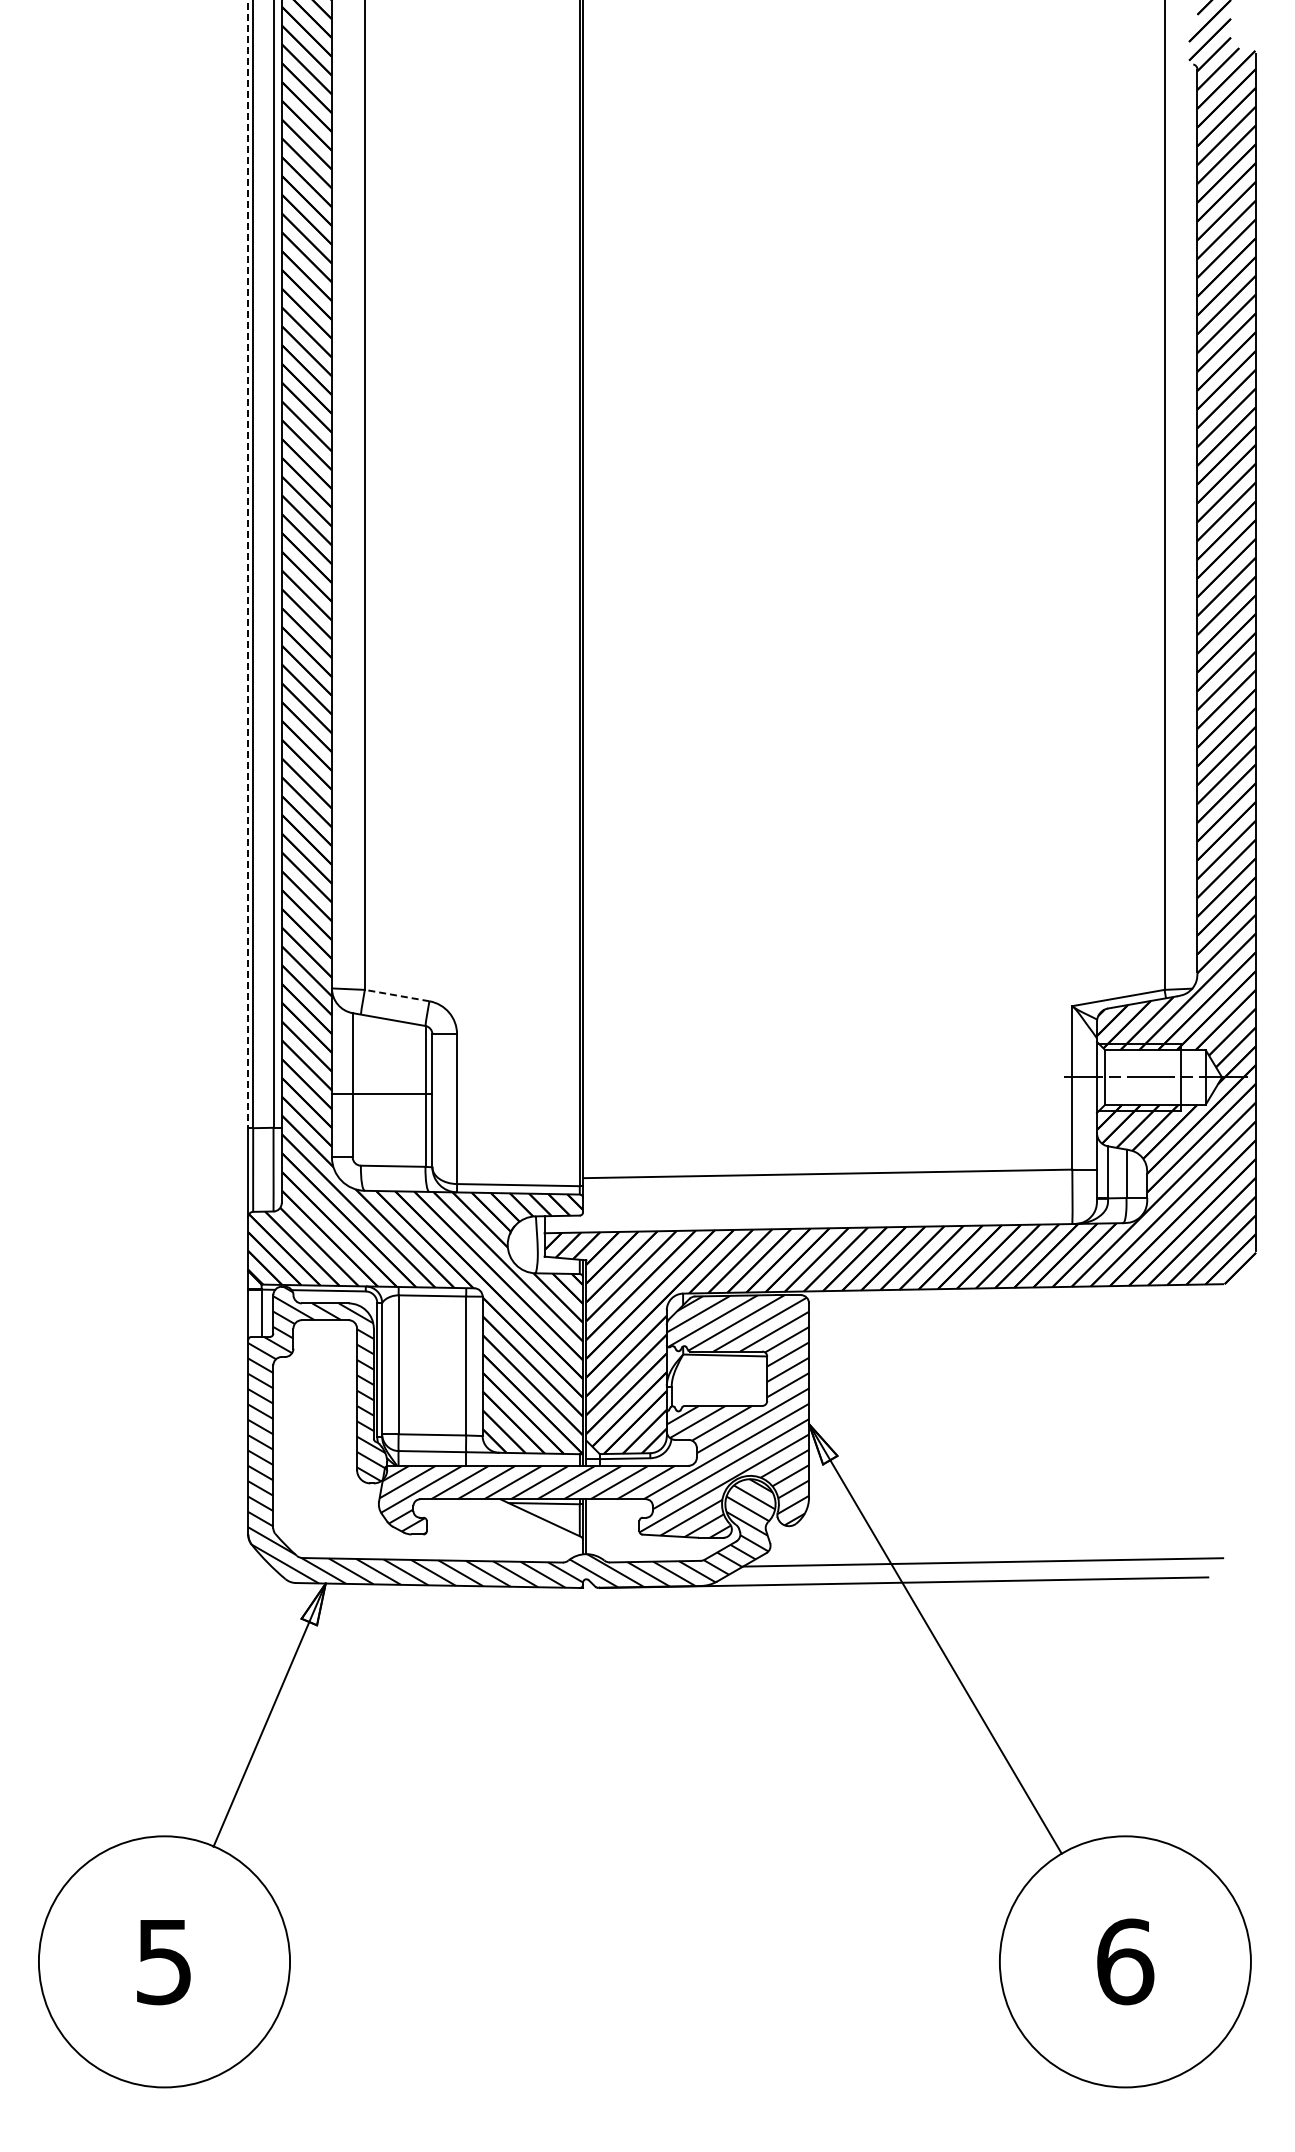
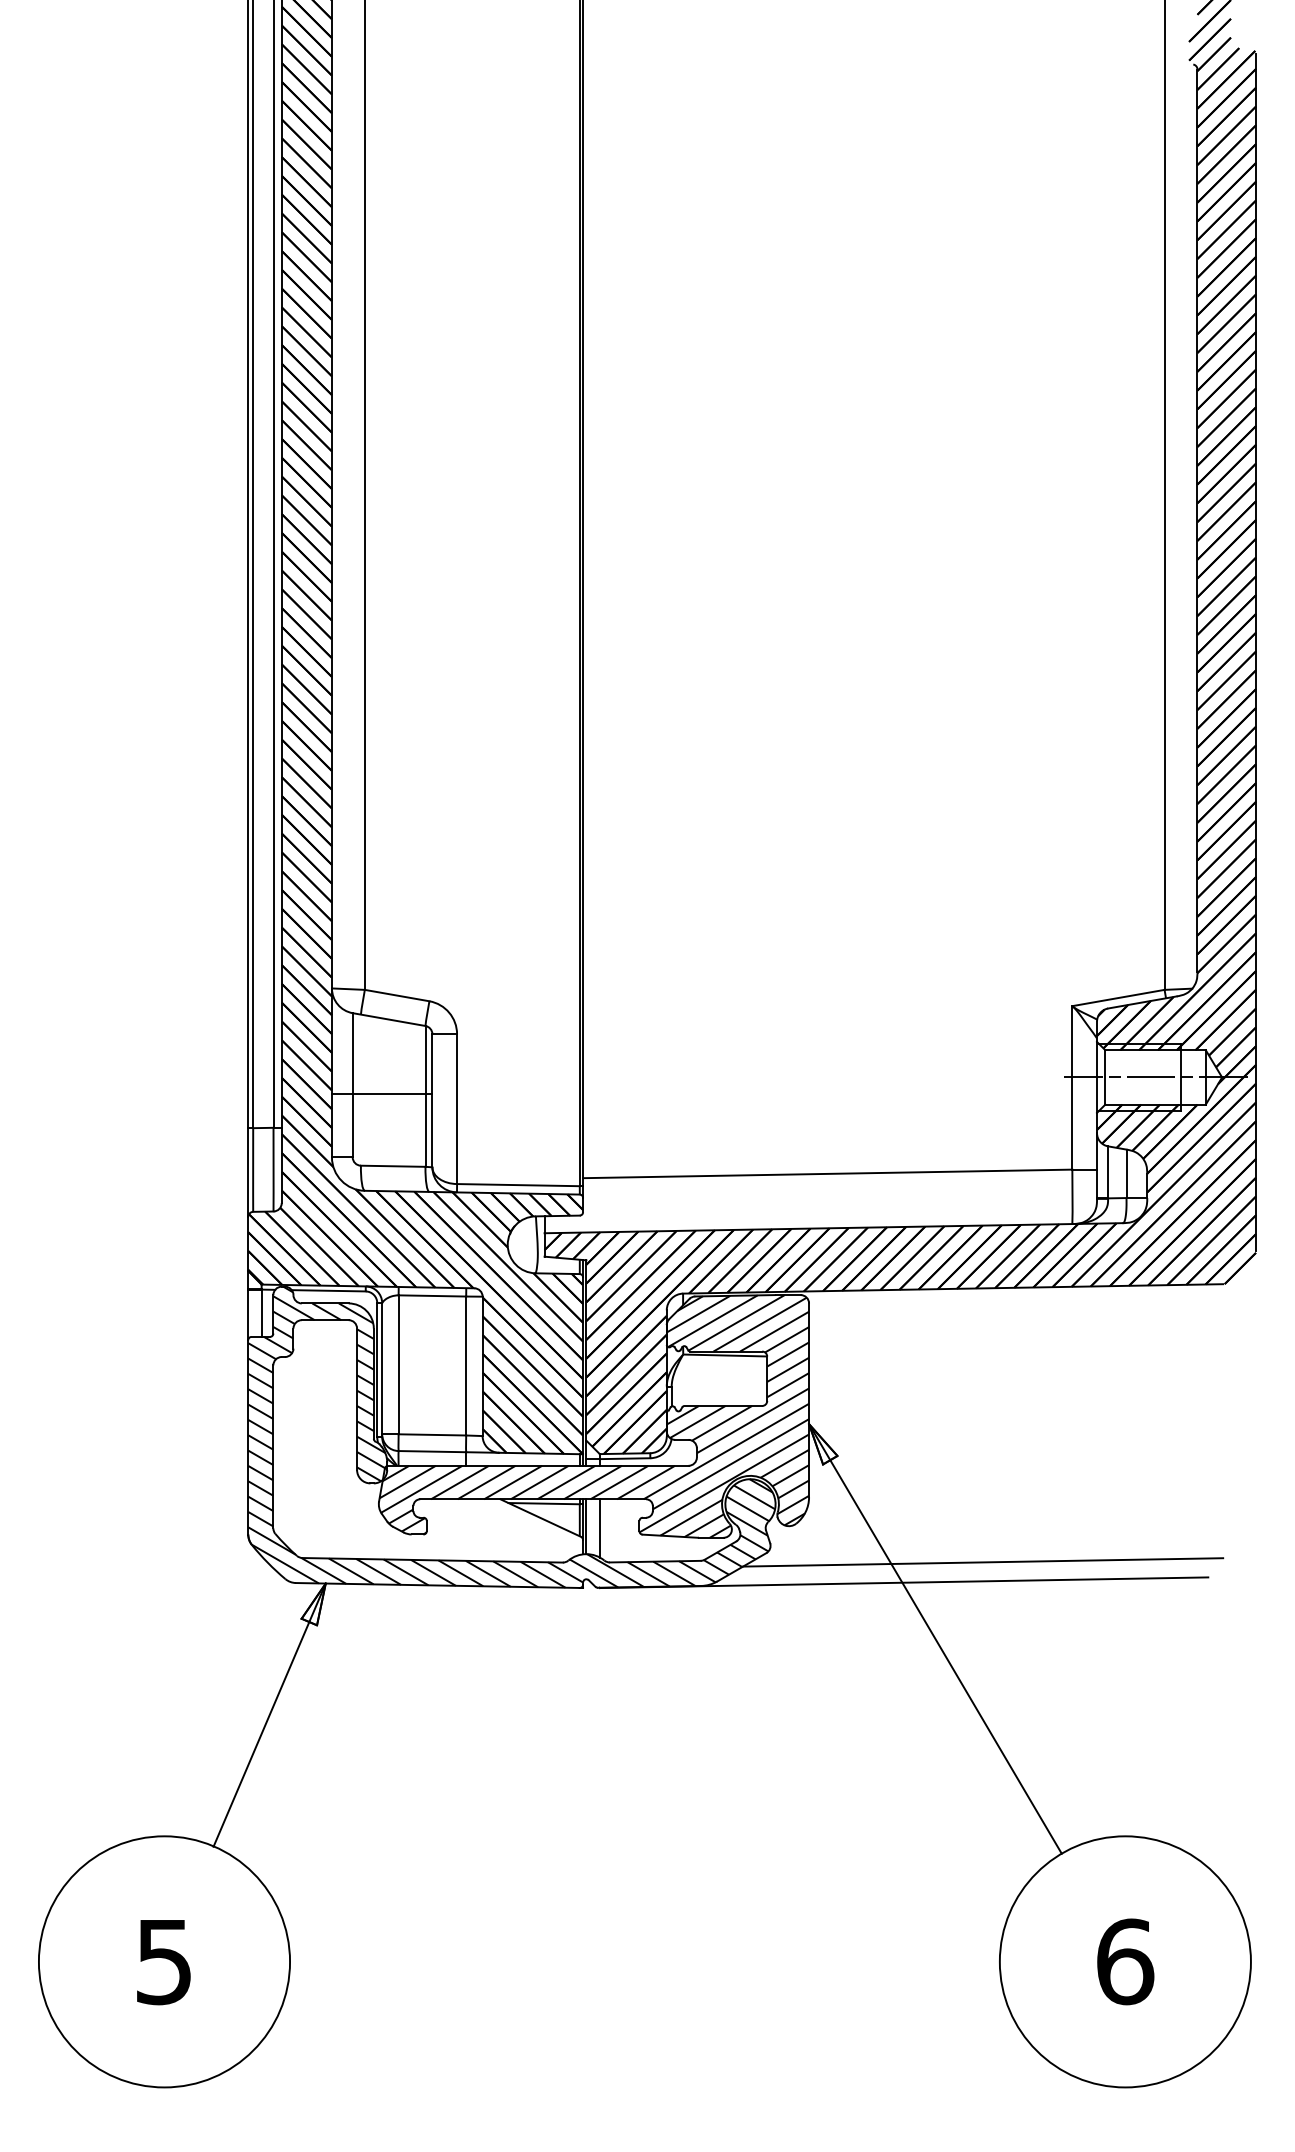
line: dashed -> solid (248, 564)
line: dashed -> solid (397, 995)
line: none -> present (599, 1528)
